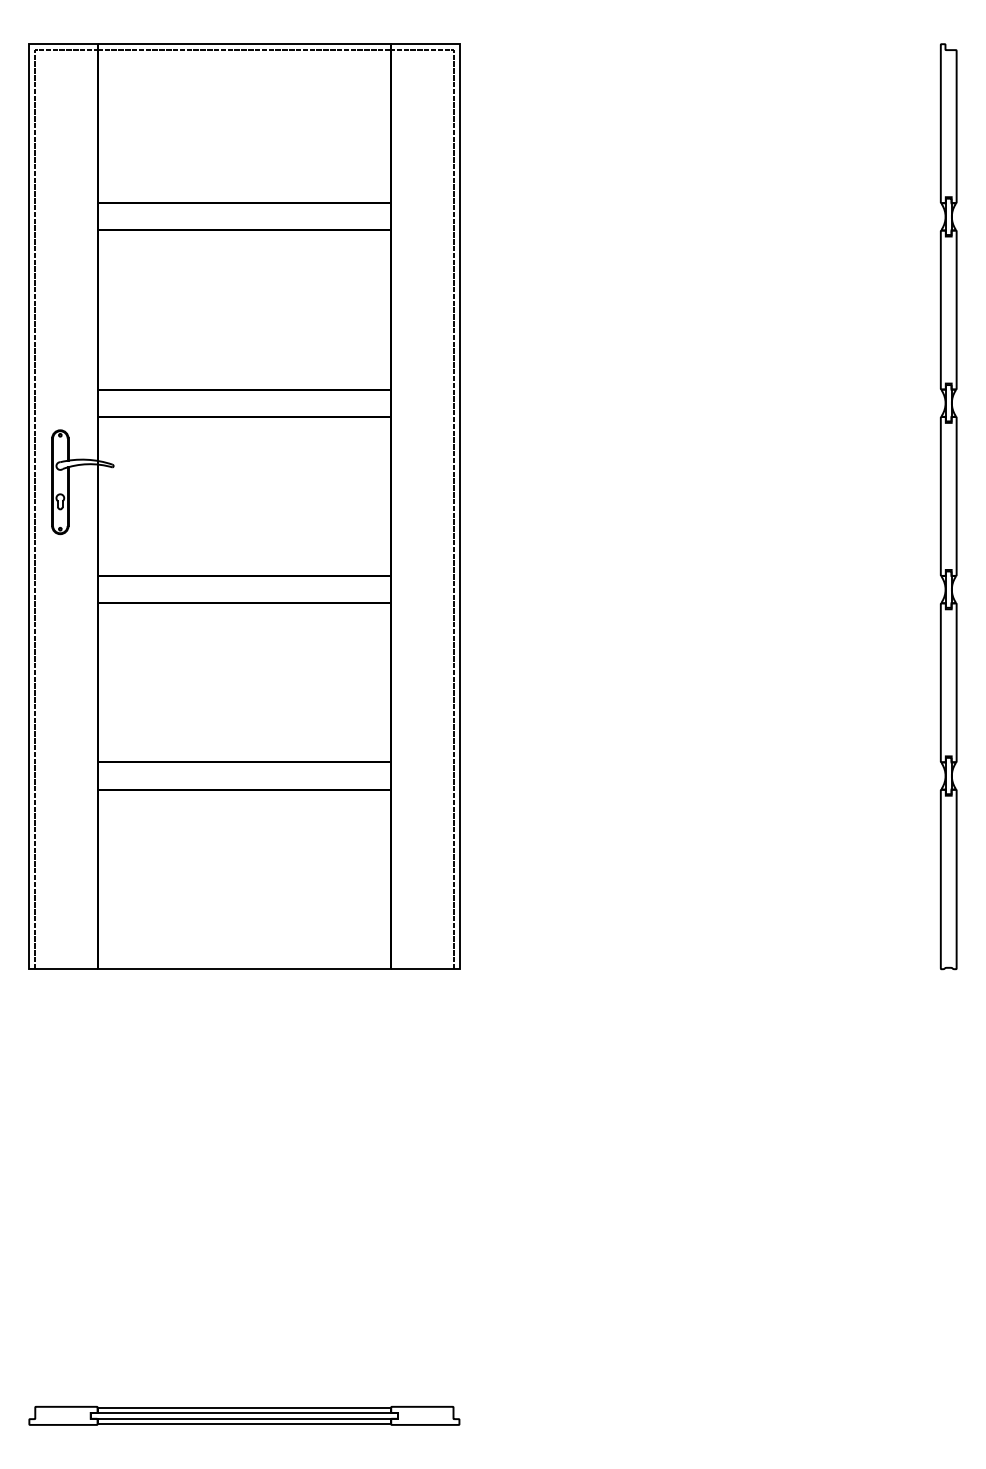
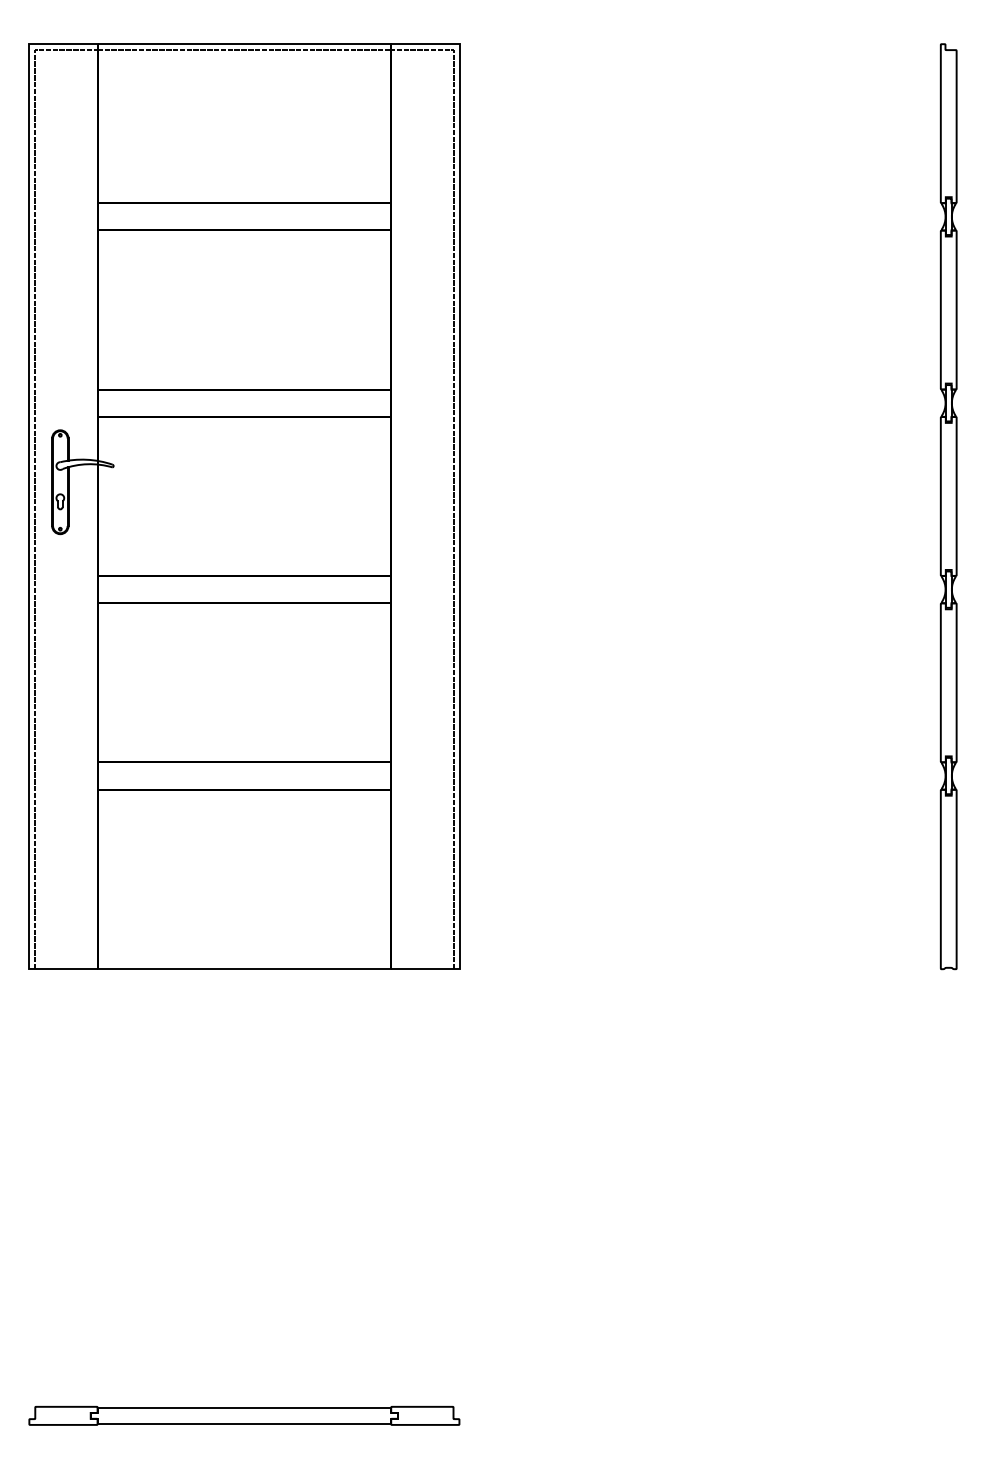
line: present -> none (244, 1413)
line: present -> none (244, 1418)
